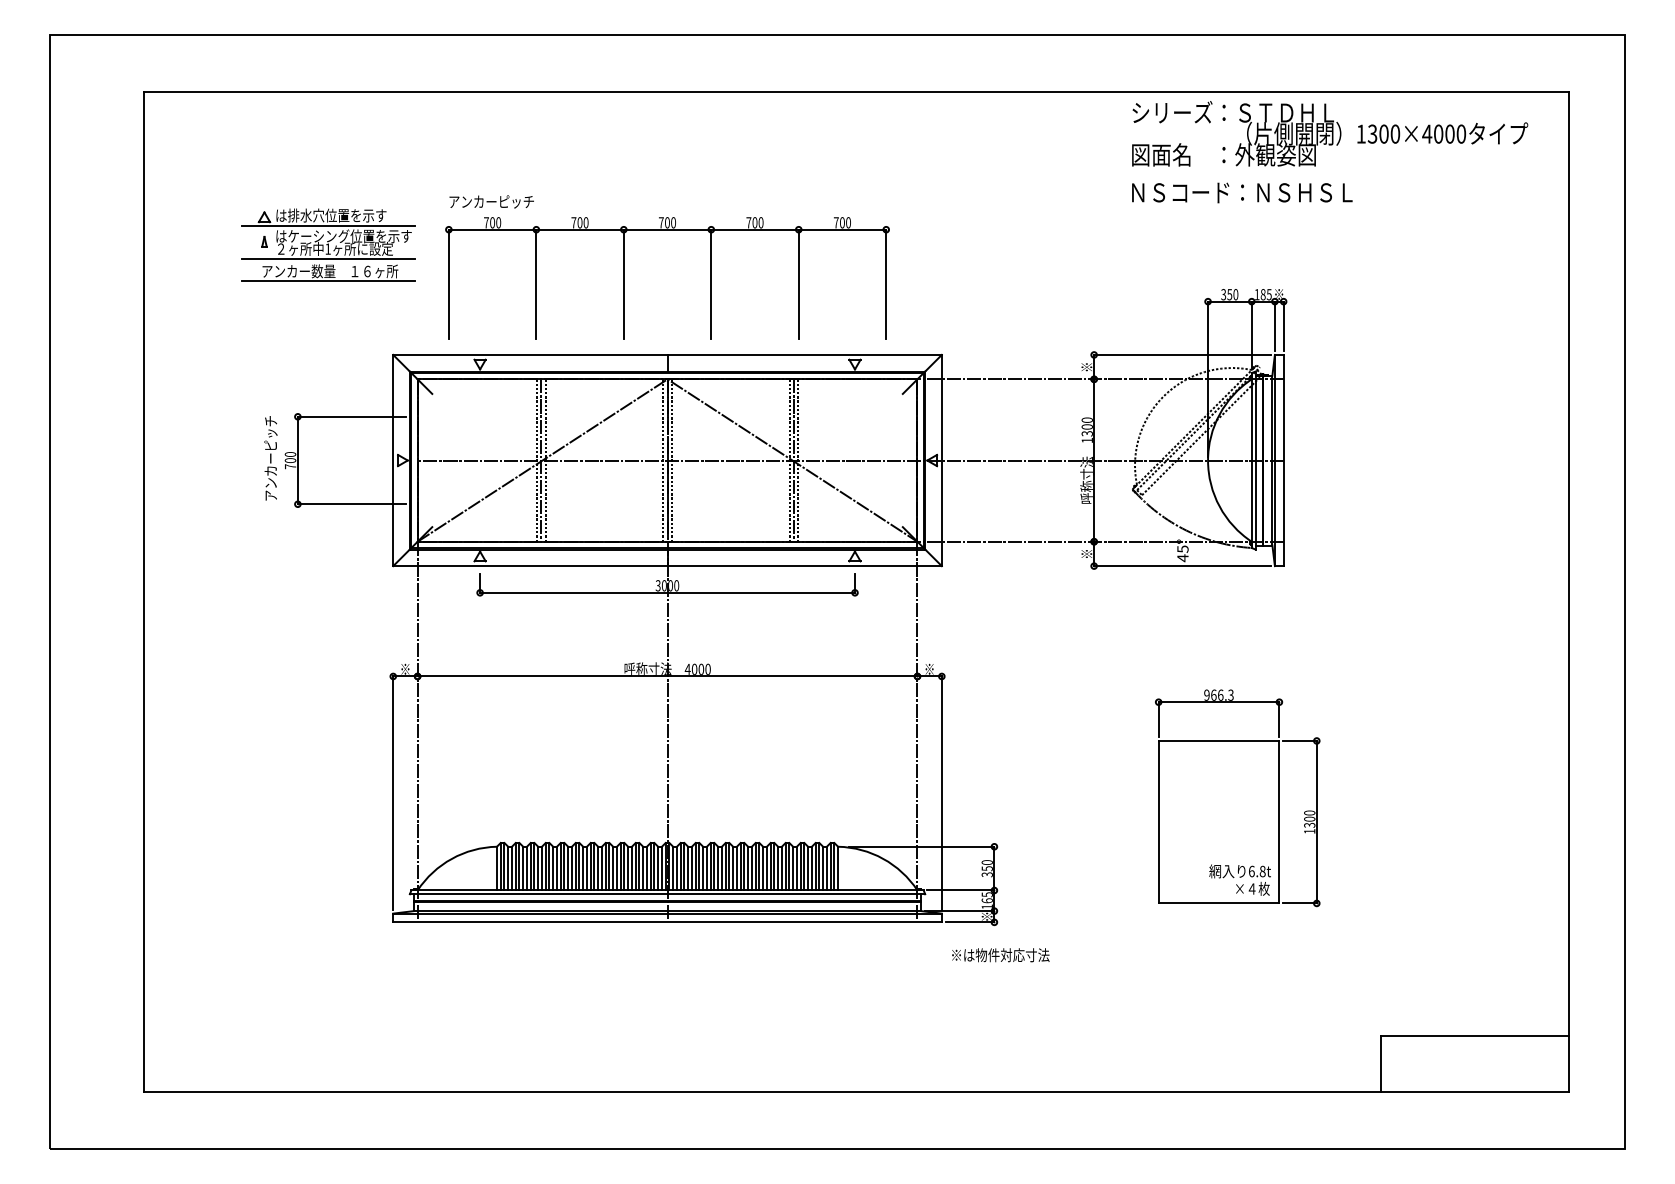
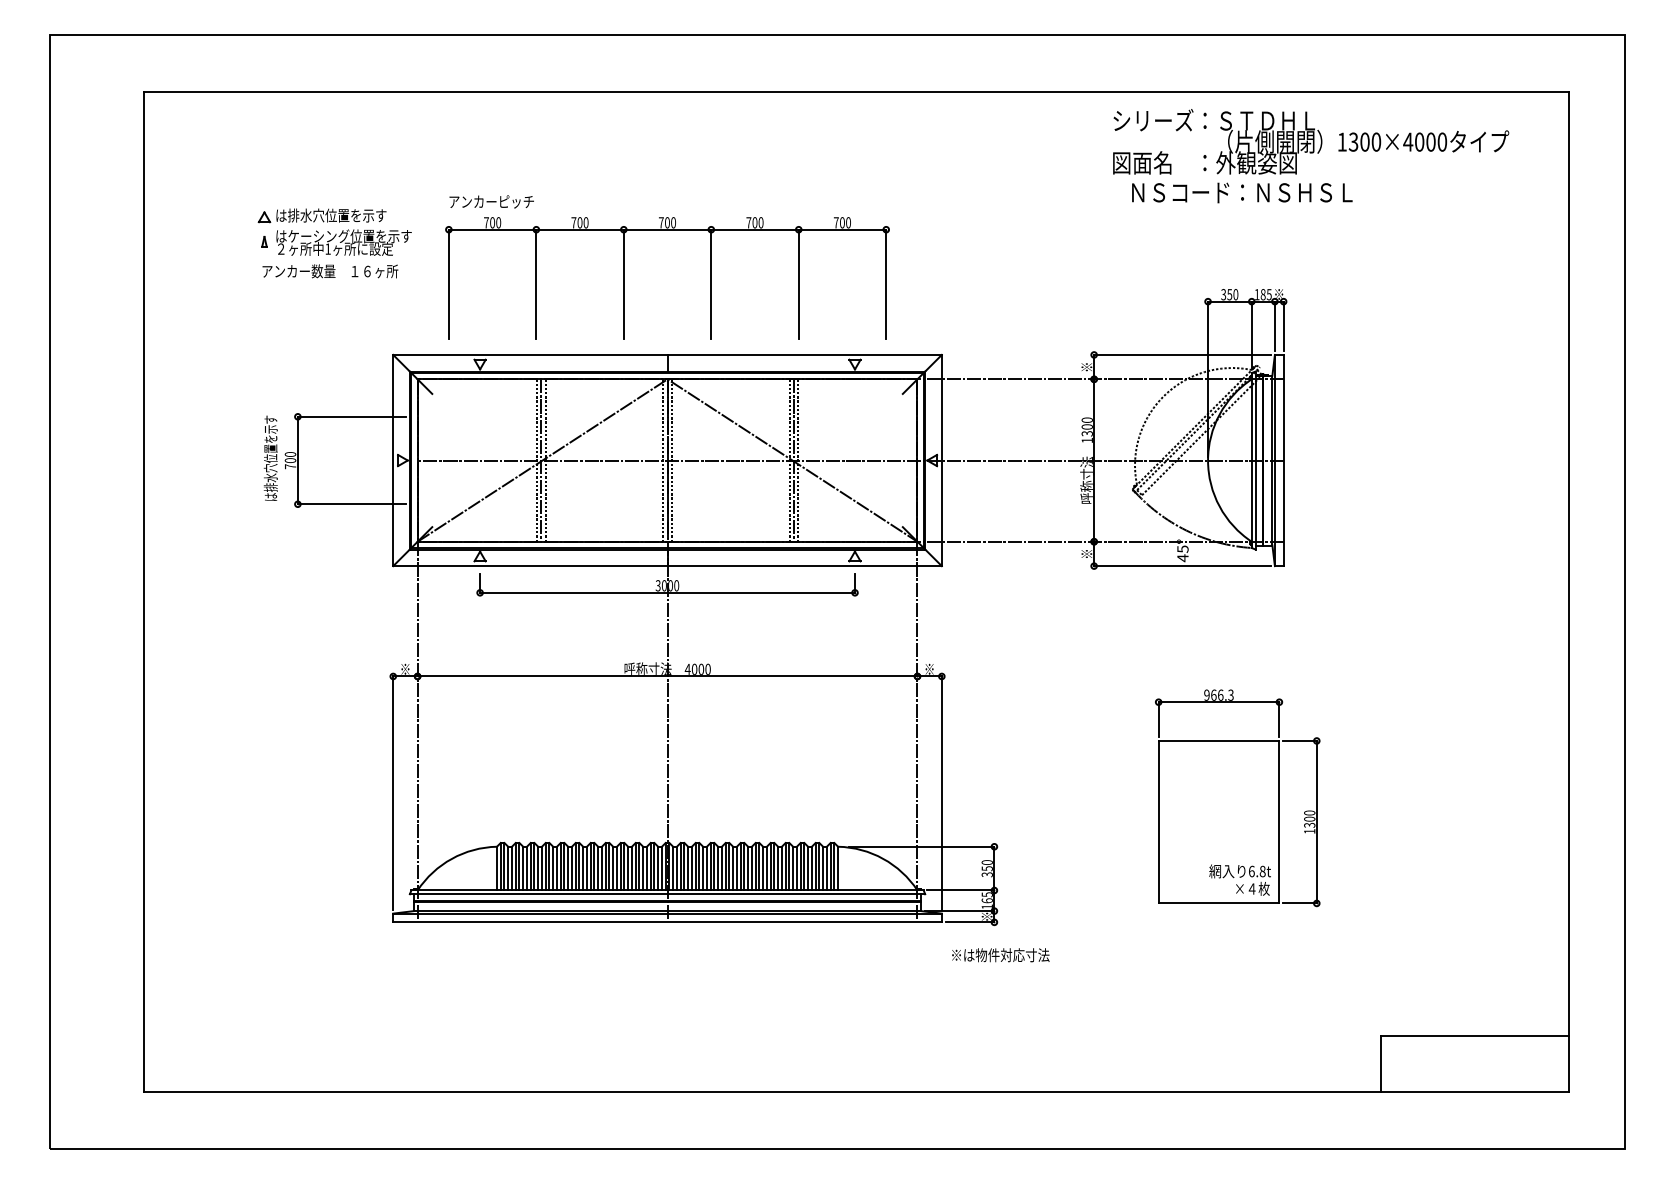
text position: (1330, 133) -> (1311, 141) (1311, 141)
line: present -> none (328, 225)
line: present -> none (328, 258)
line: present -> none (328, 280)
text: アンカーピッチ -> は排水穴位置を示す (270, 457)
